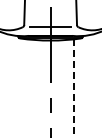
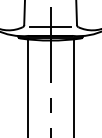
line: none -> present (27, 86)
line: dashed -> solid (73, 89)
